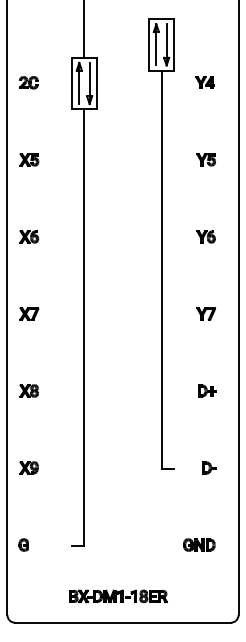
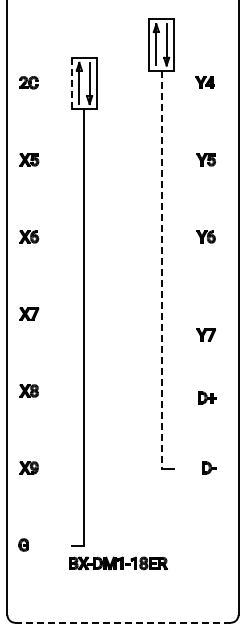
line: present -> none (84, 29)
line: solid -> dashed (71, 83)
line: solid -> dashed (161, 270)
part position: (206, 313) -> (206, 334) (206, 334)
part position: (207, 390) -> (207, 397) (207, 397)
part: present -> none (199, 544)
part position: (118, 596) -> (118, 563) (118, 563)
line: solid -> dashed (122, 622)
